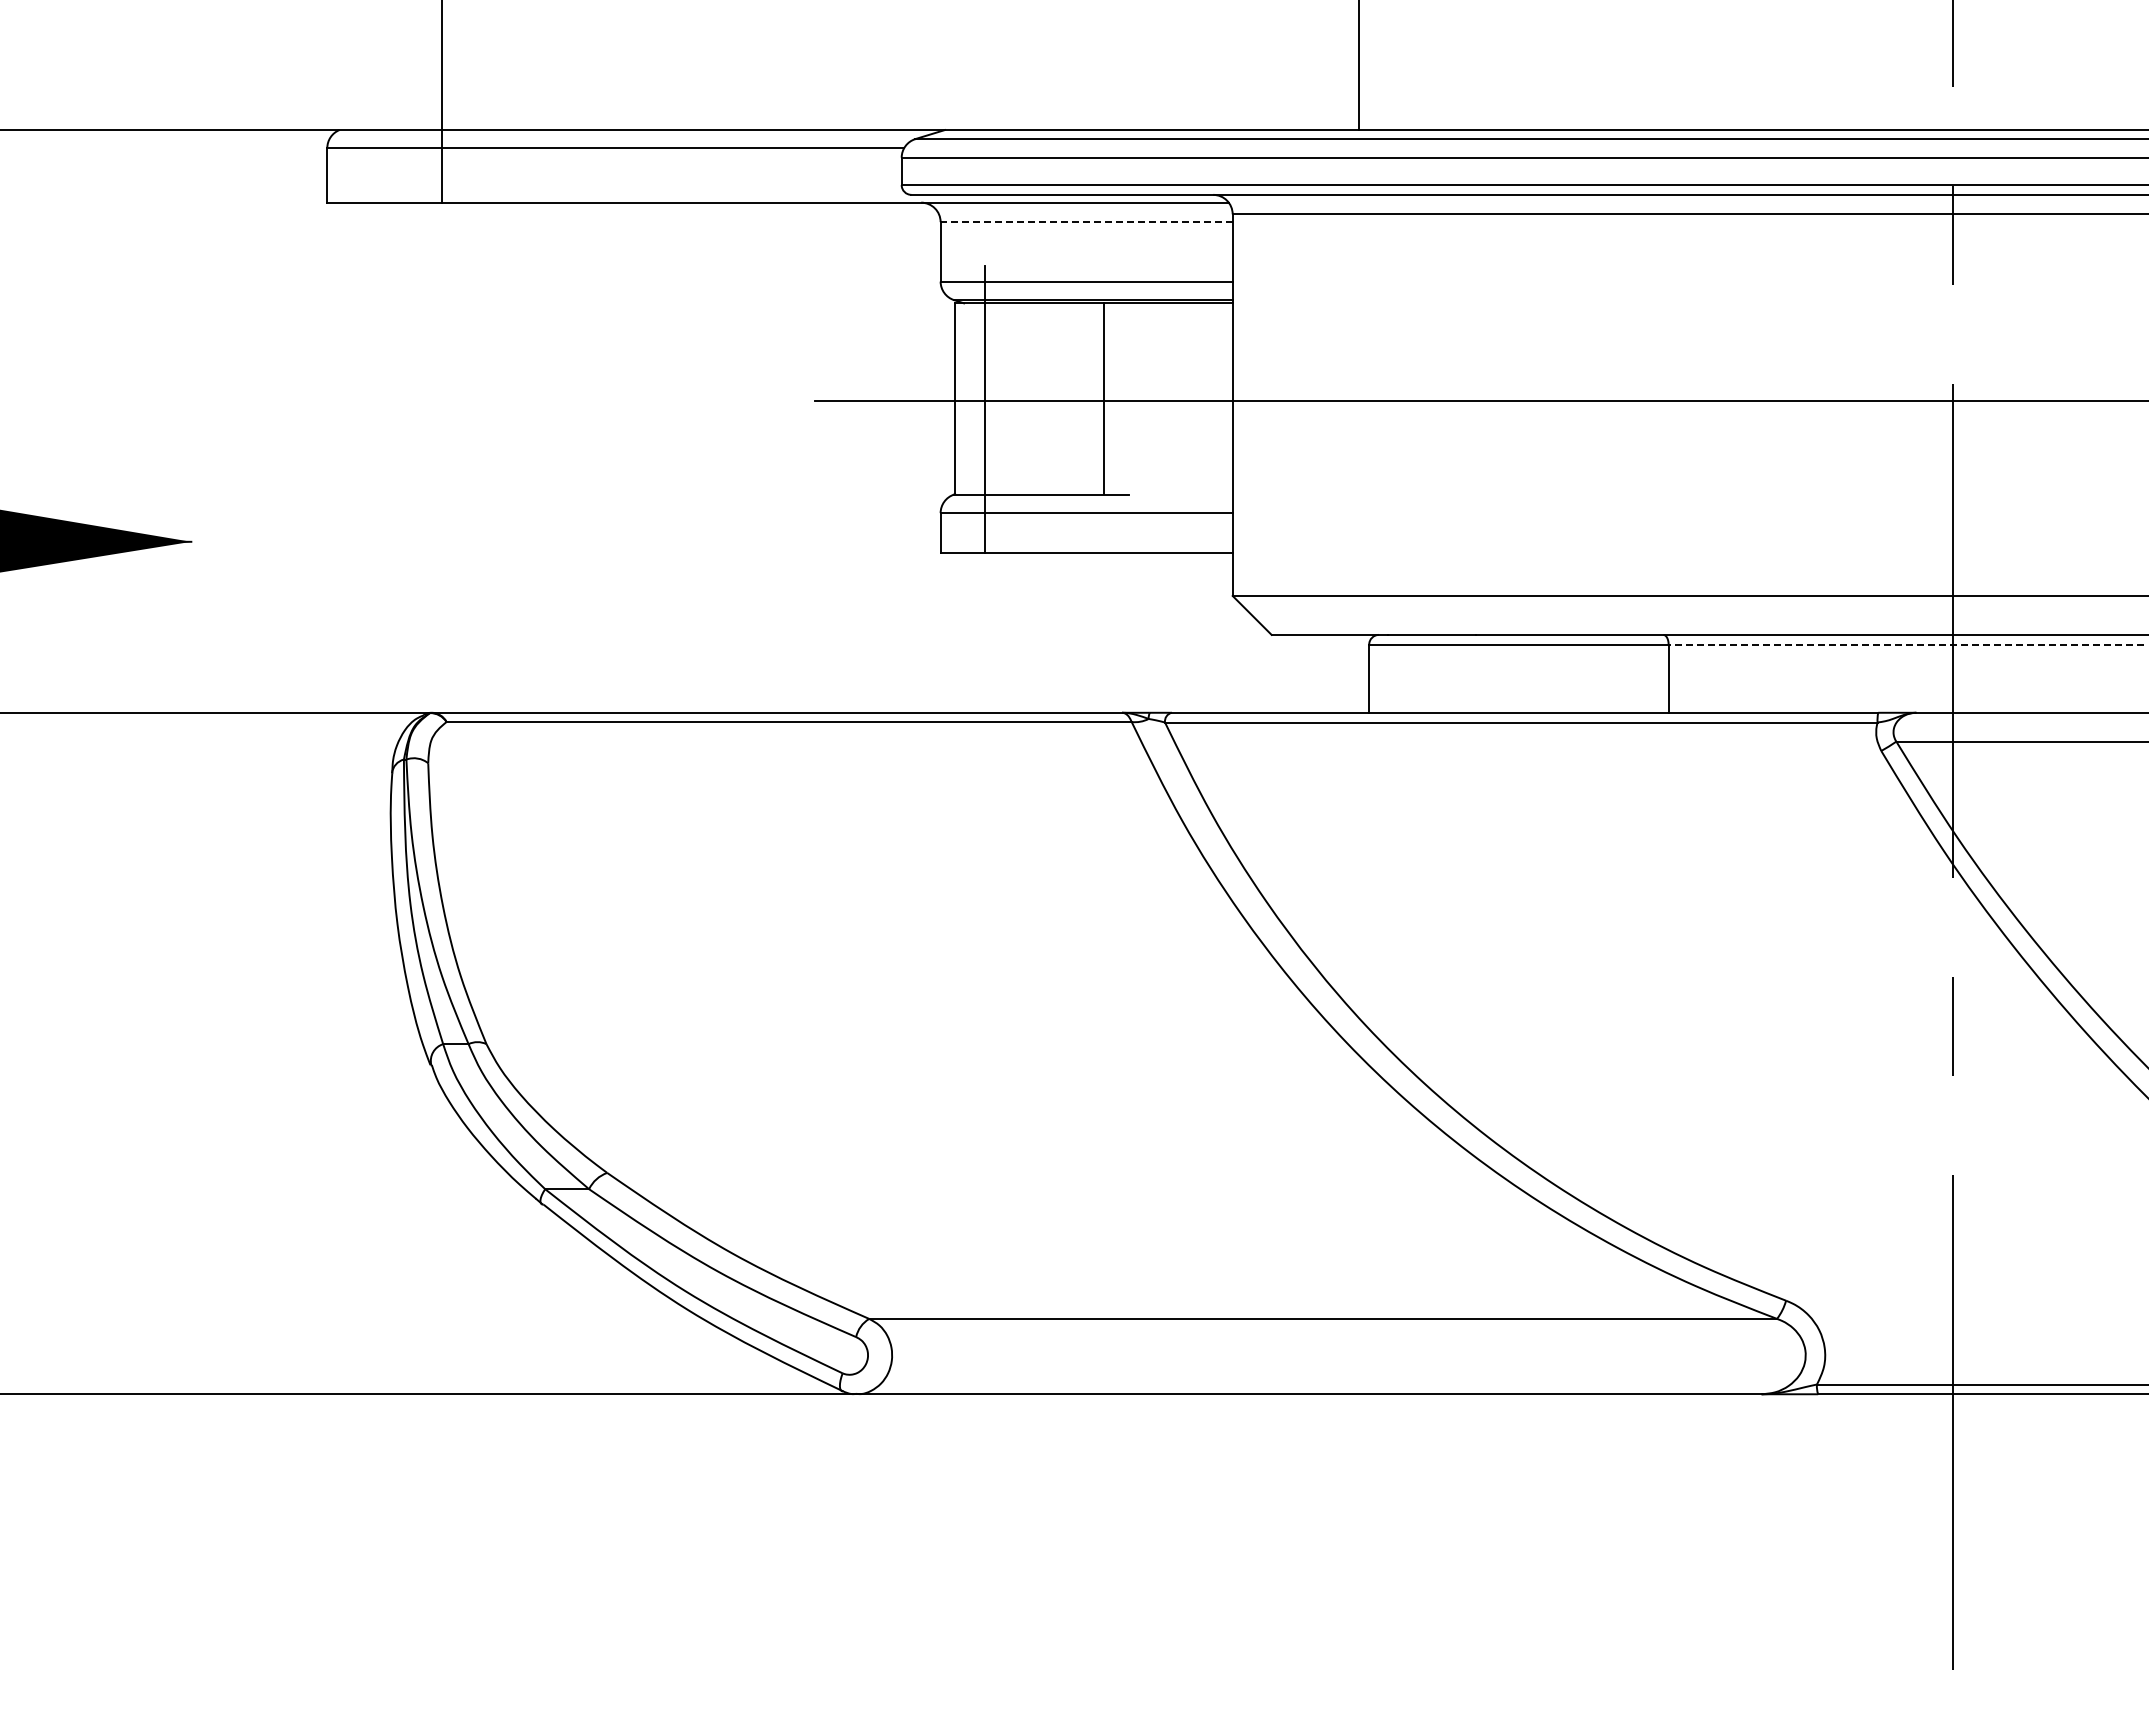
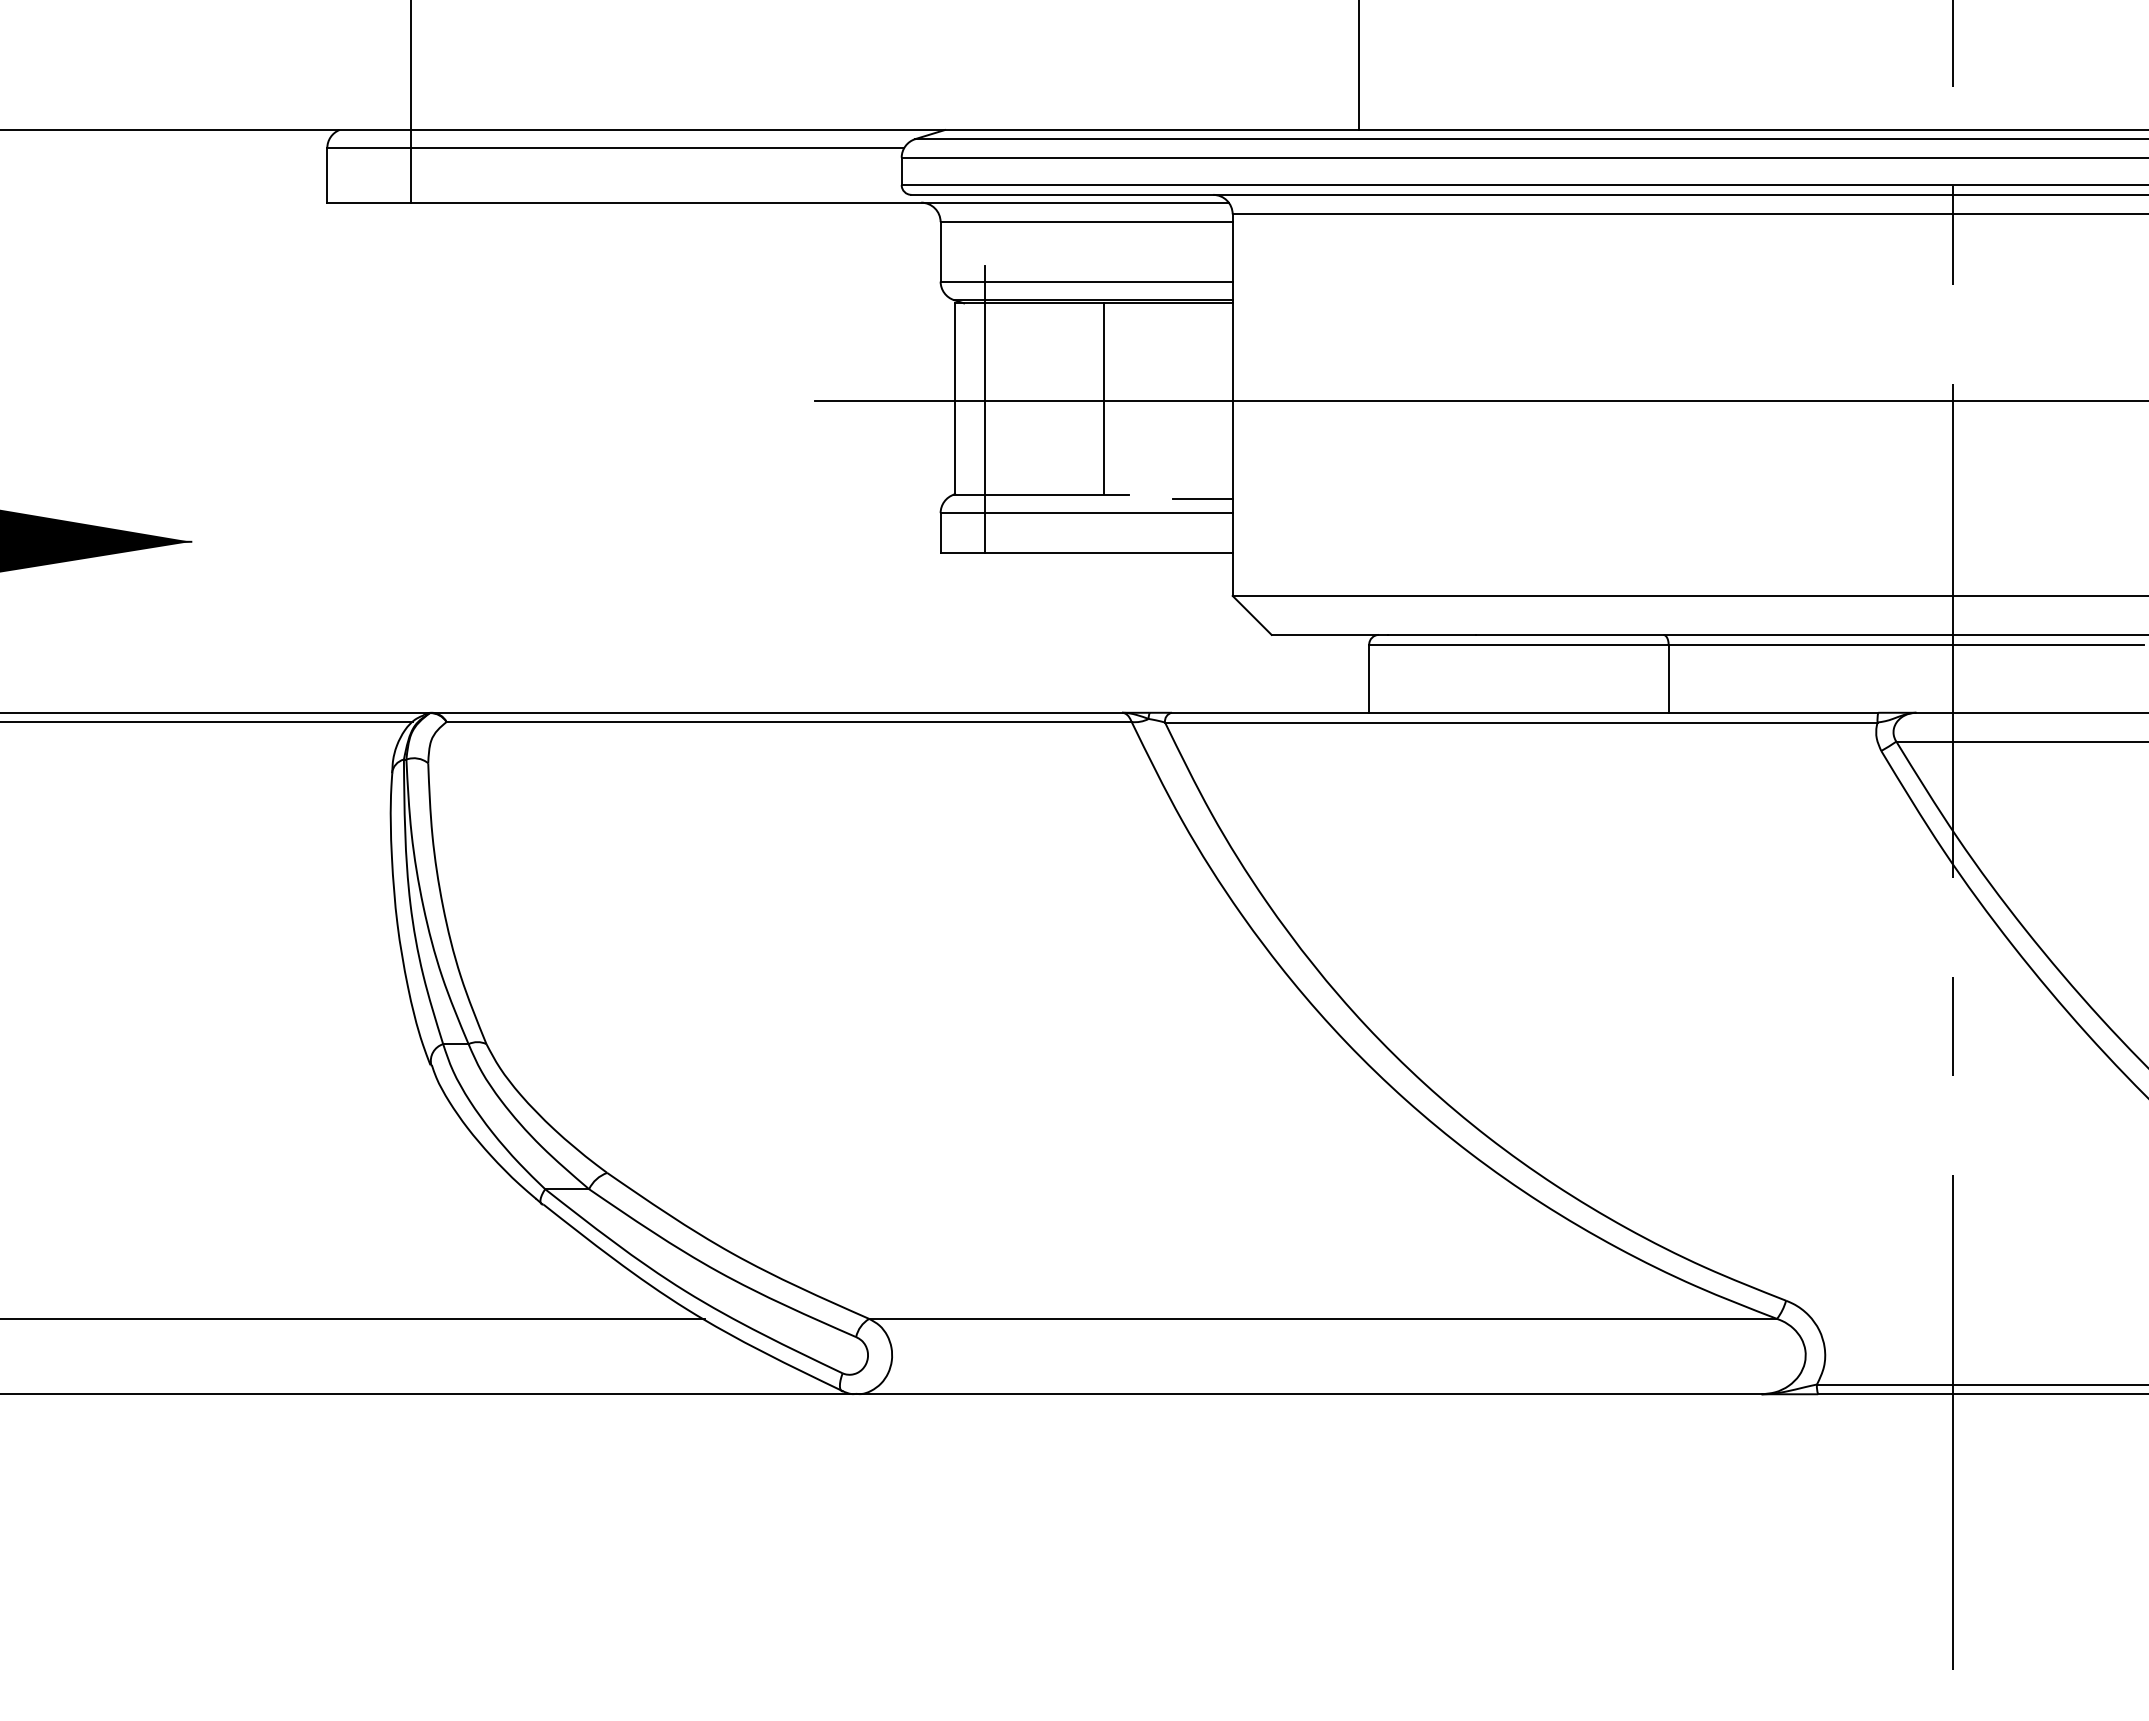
line position: (442, 102) -> (411, 102) (411, 102)
line: dashed -> solid (1086, 222)
line: none -> present (1202, 499)
line: dashed -> solid (1906, 644)
line: none -> present (207, 722)
line: none -> present (353, 1318)
